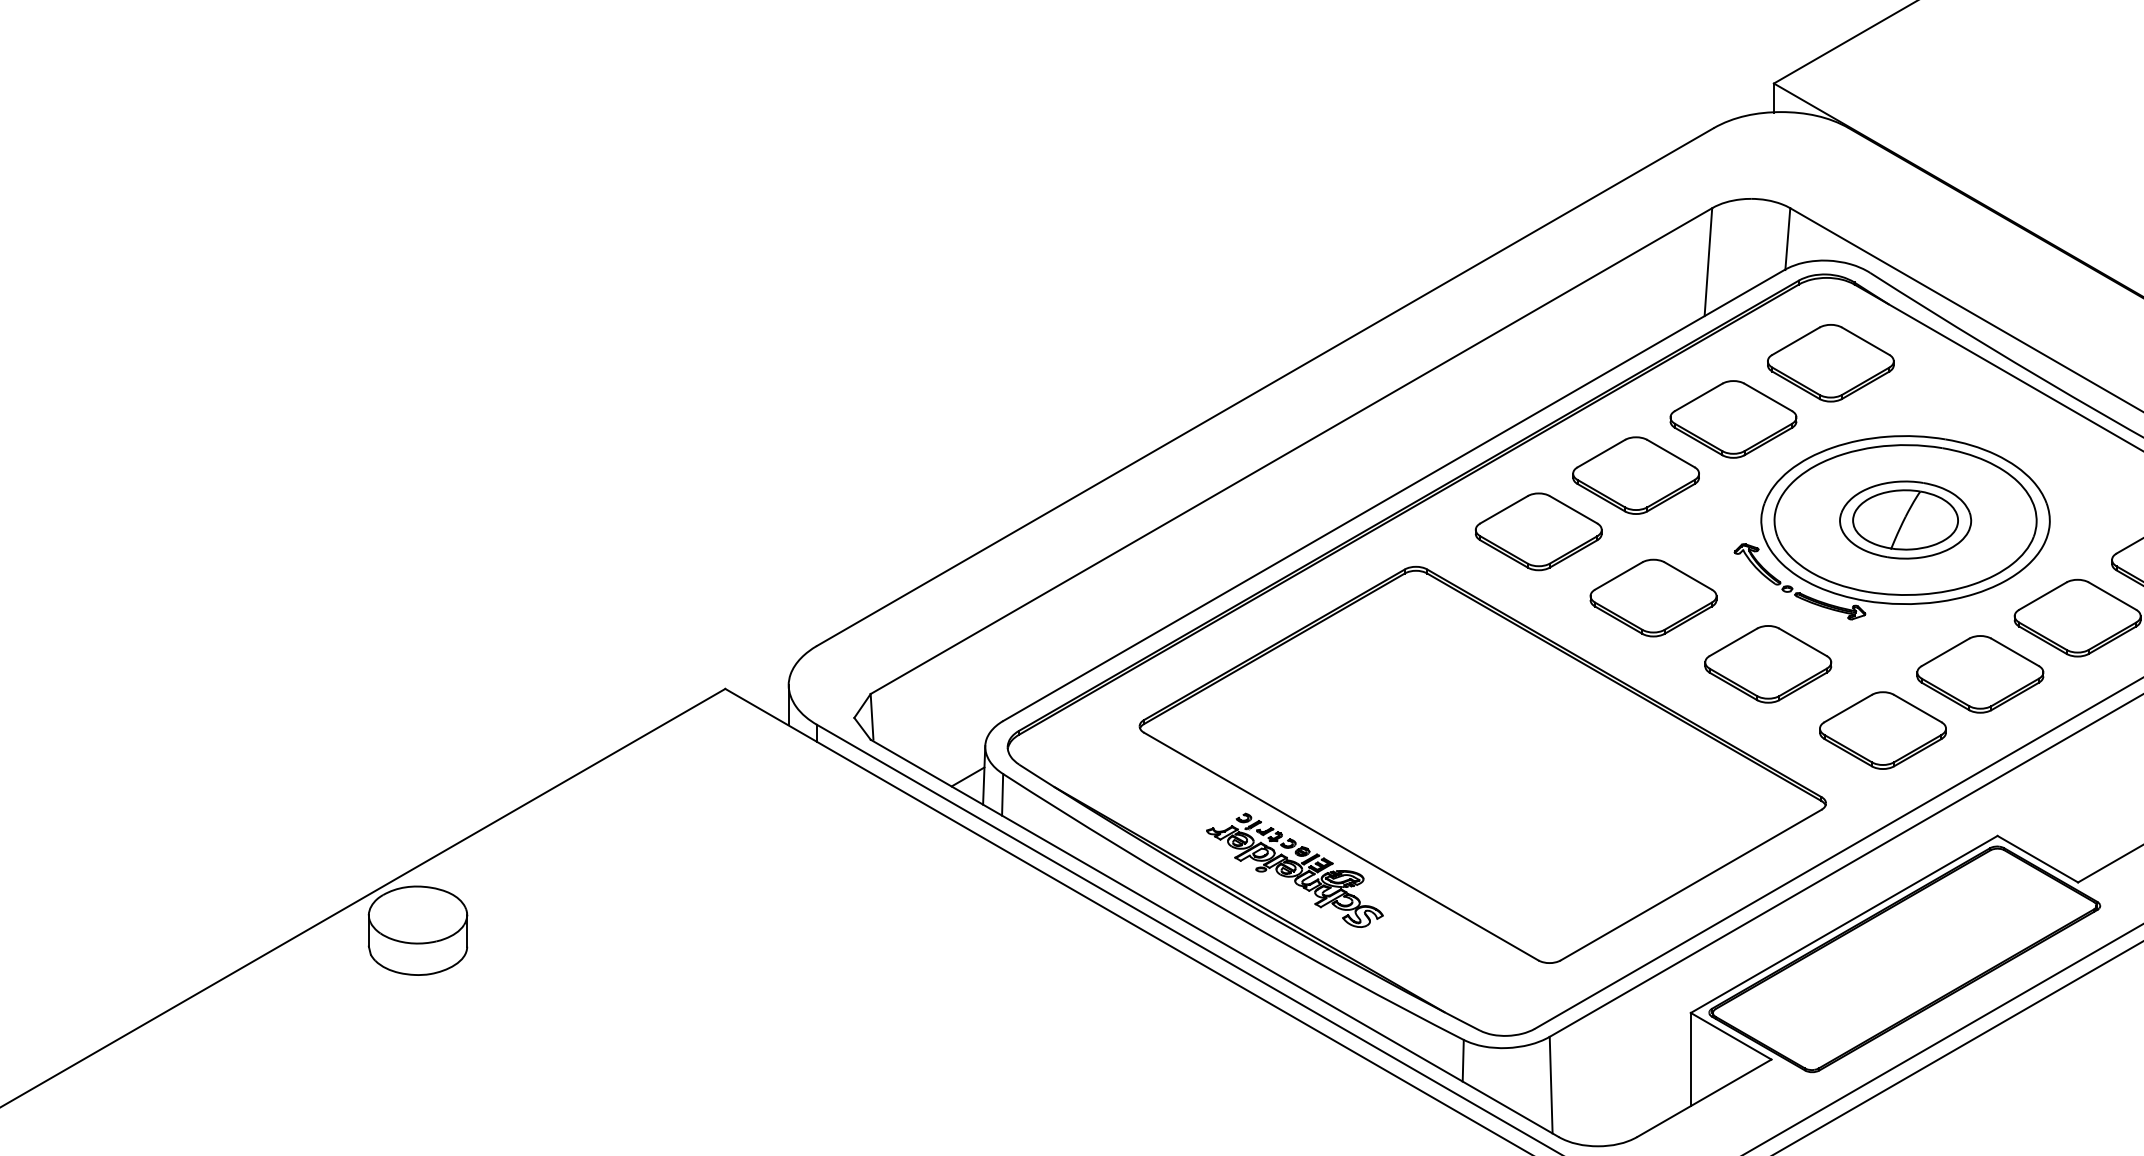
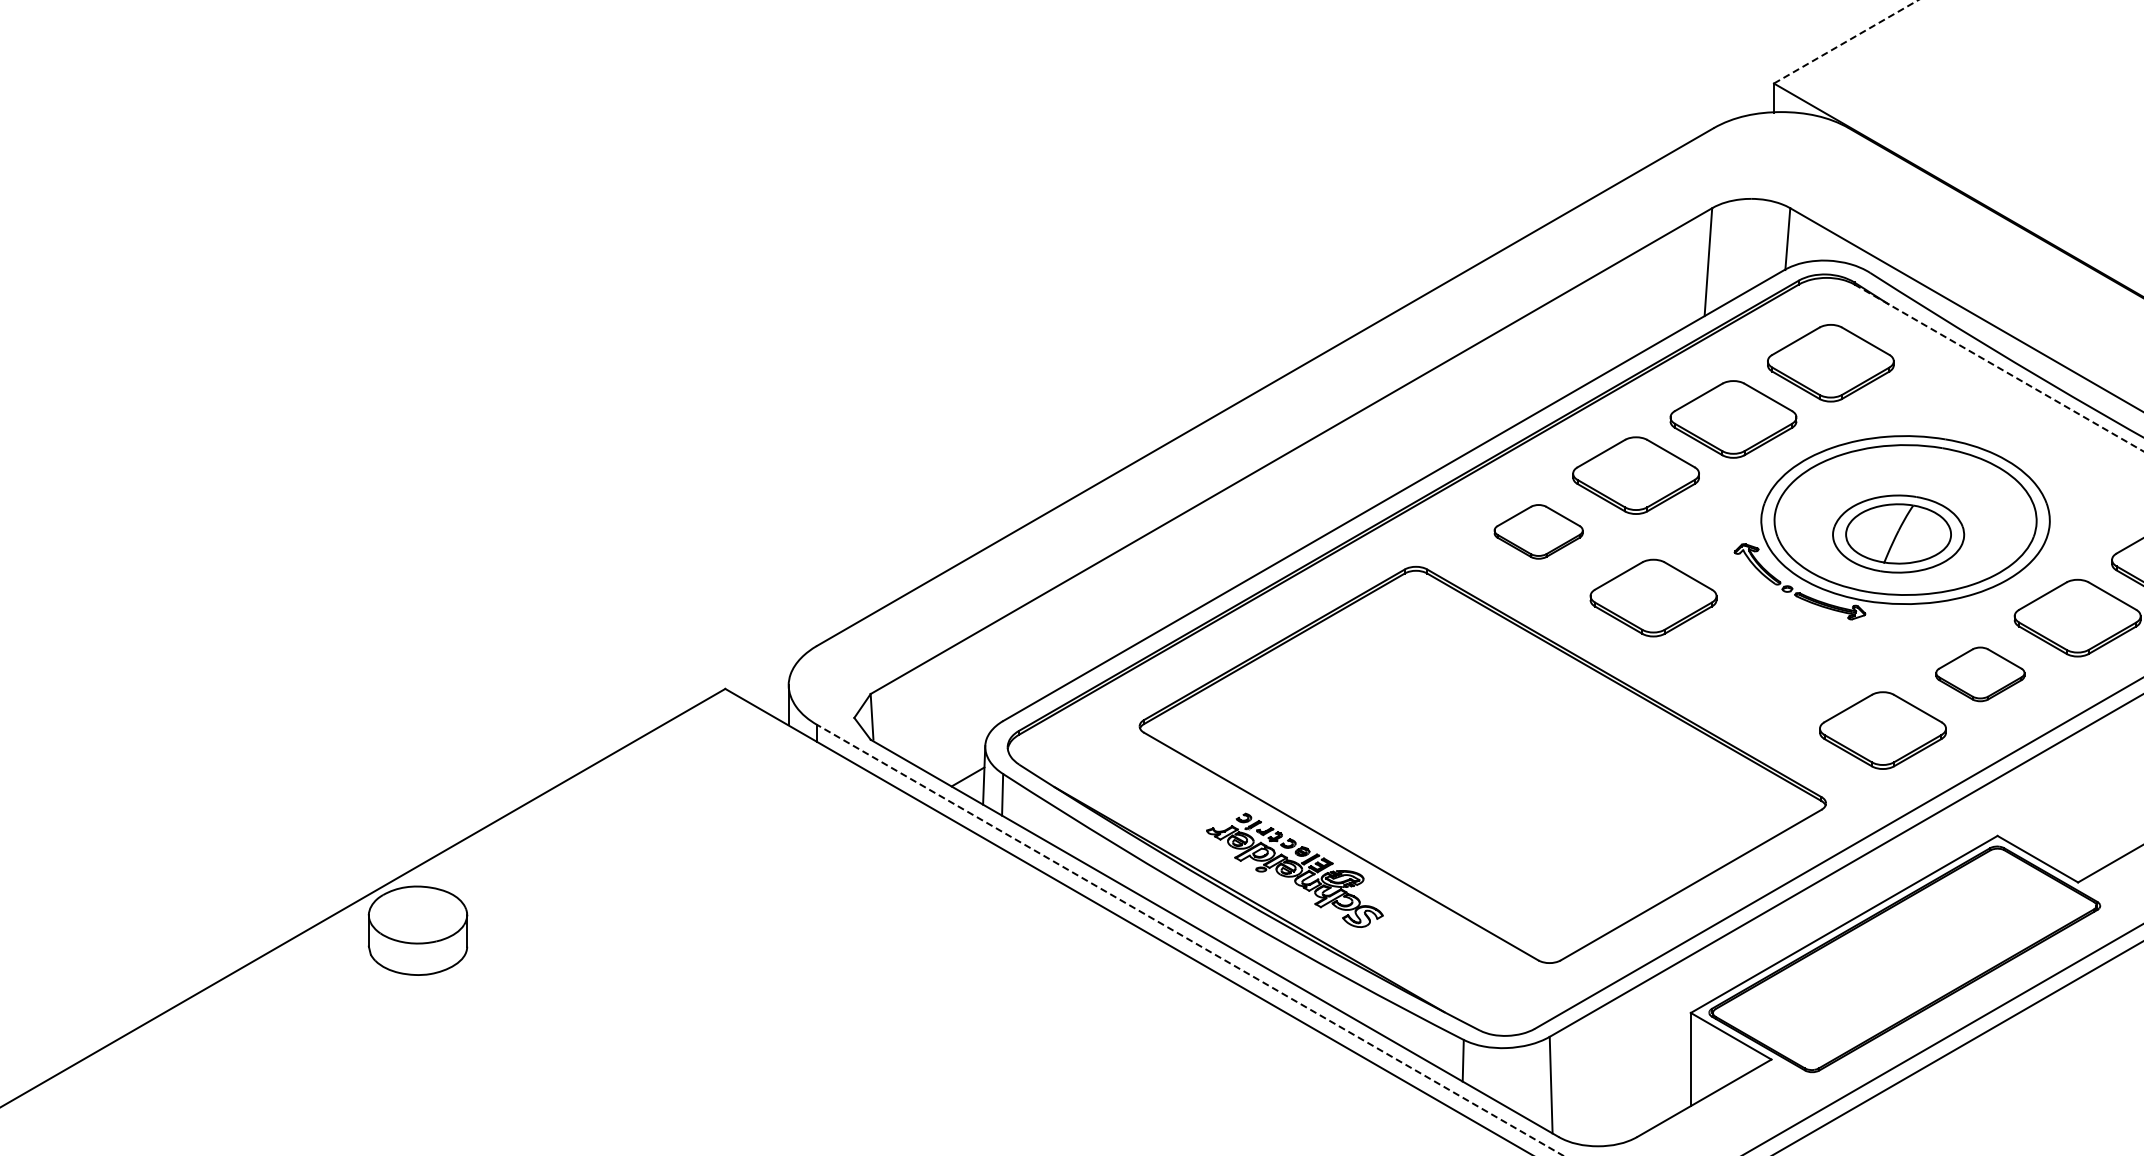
line: solid -> dashed (1846, 41)
line: solid -> dashed (1999, 367)
part position: (1905, 519) -> (1898, 533) (1898, 533)
part size: 129x80 px -> 91x56 px (1538, 531)
part: present -> none (1768, 664)
part size: 129x79 px -> 91x57 px (1980, 674)
line: solid -> dashed (1190, 940)
